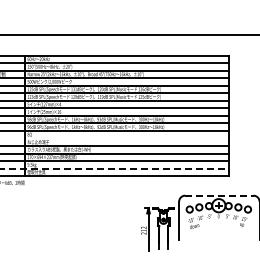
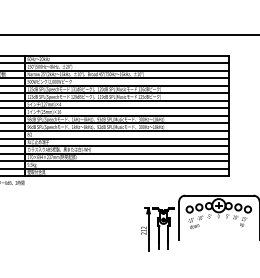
line: none -> present (115, 138)
line: dashed -> solid (115, 168)
line: dashed -> solid (219, 195)
